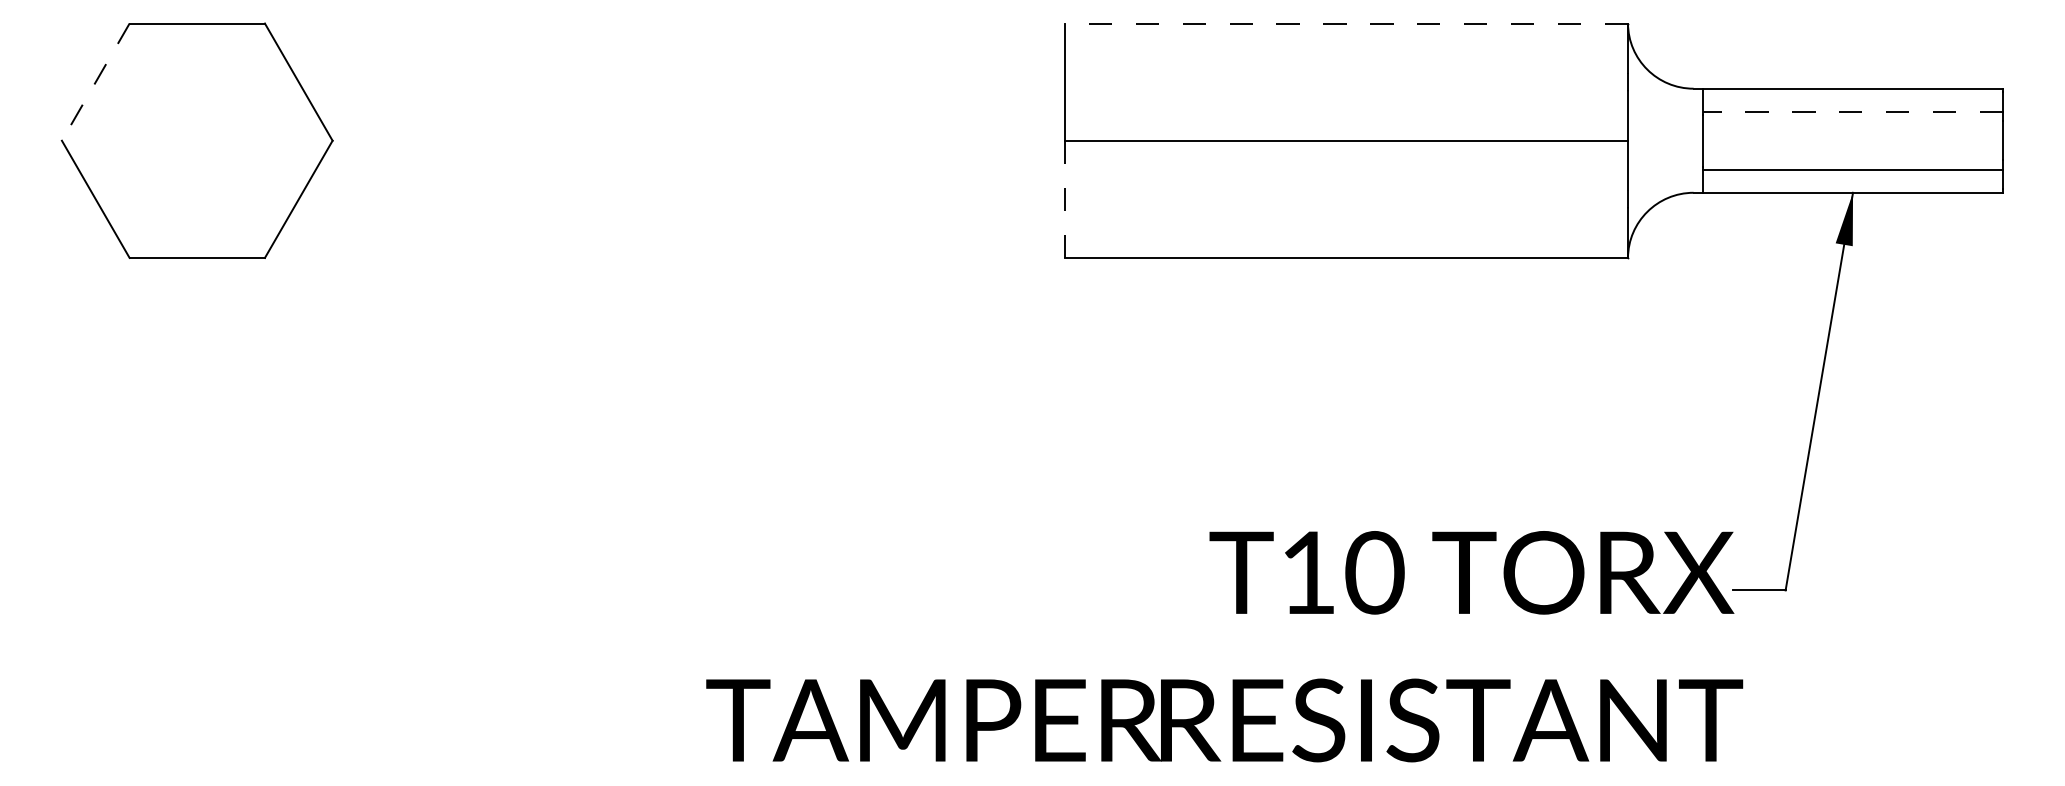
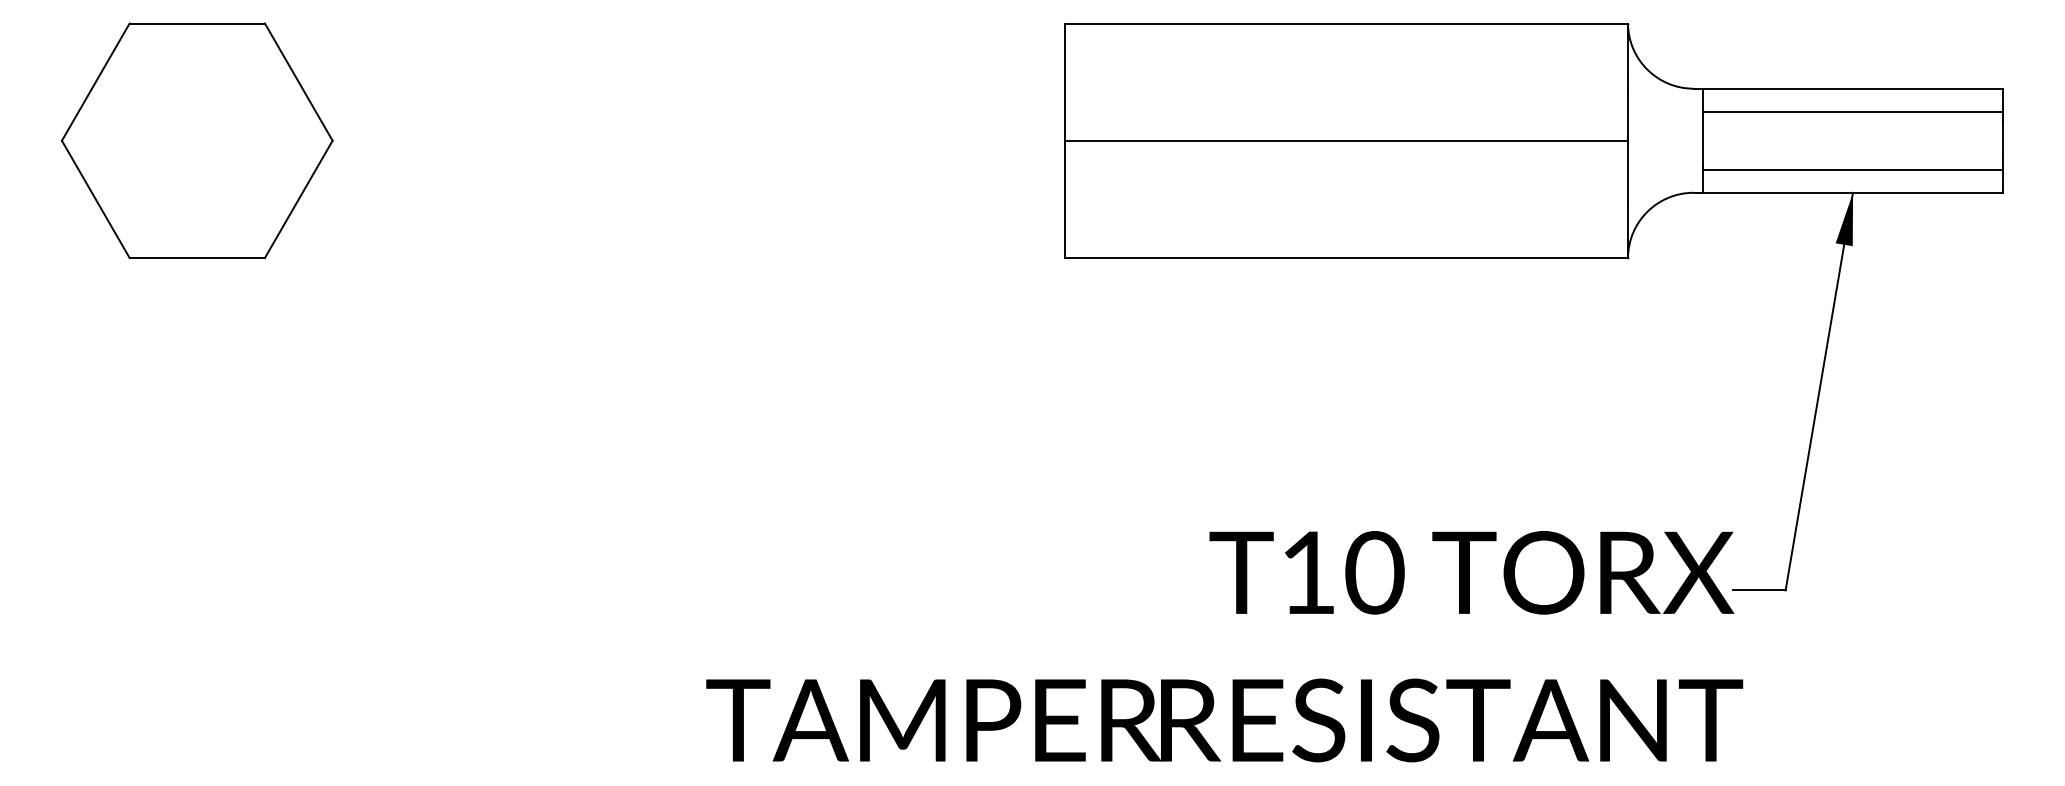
line: dashed -> solid (1346, 23)
line: dashed -> solid (95, 82)
line: dashed -> solid (1852, 111)
line: dashed -> solid (1065, 199)
